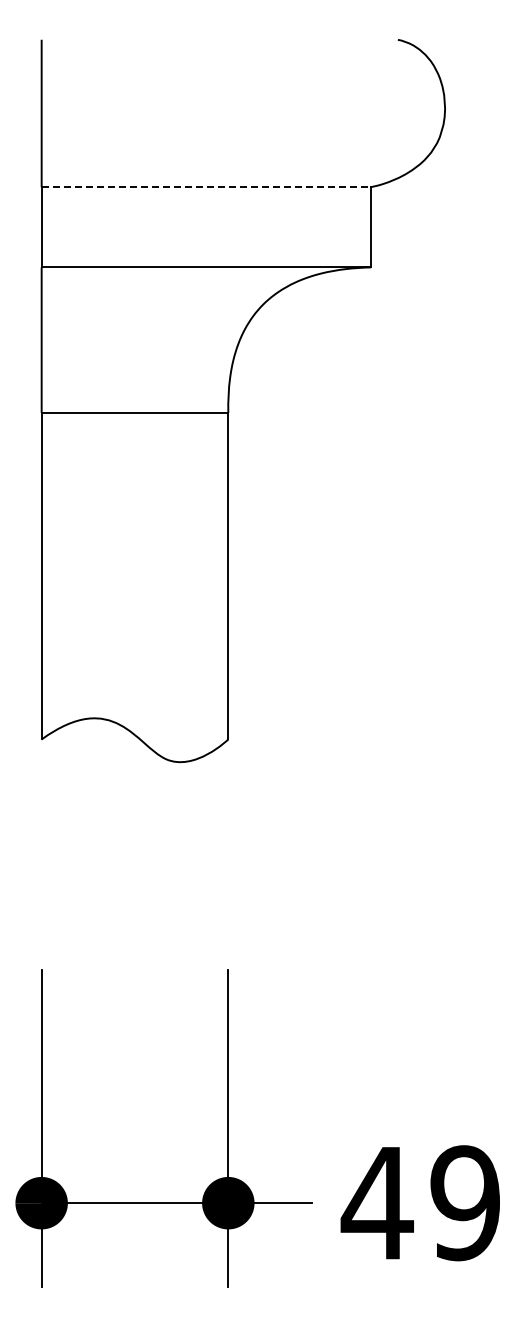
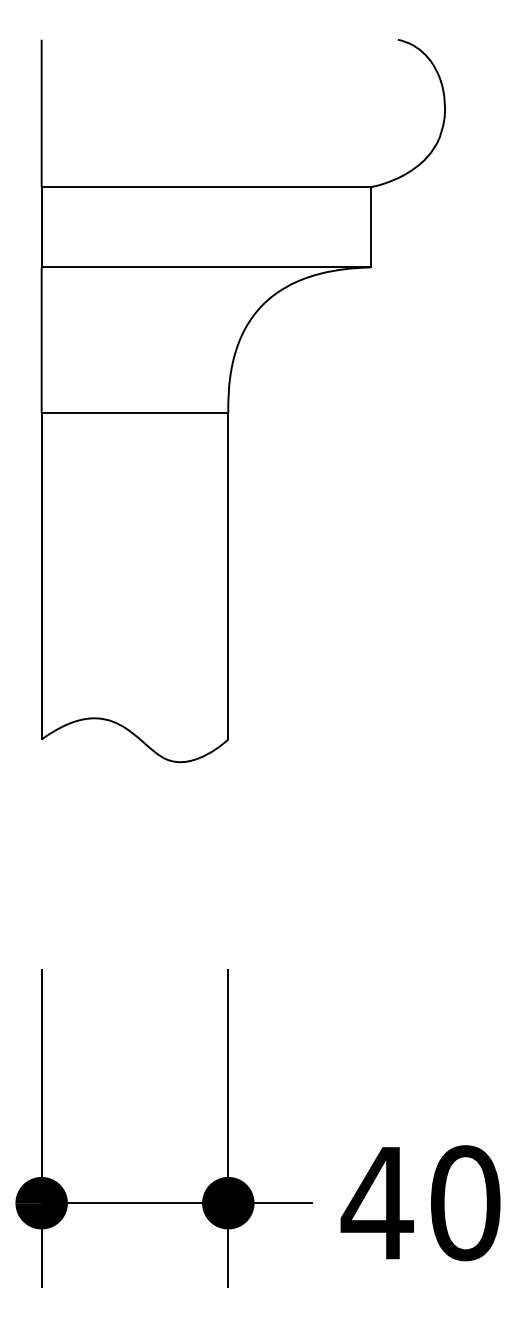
line: dashed -> solid (206, 187)
text: 49 -> 40 (465, 1203)
